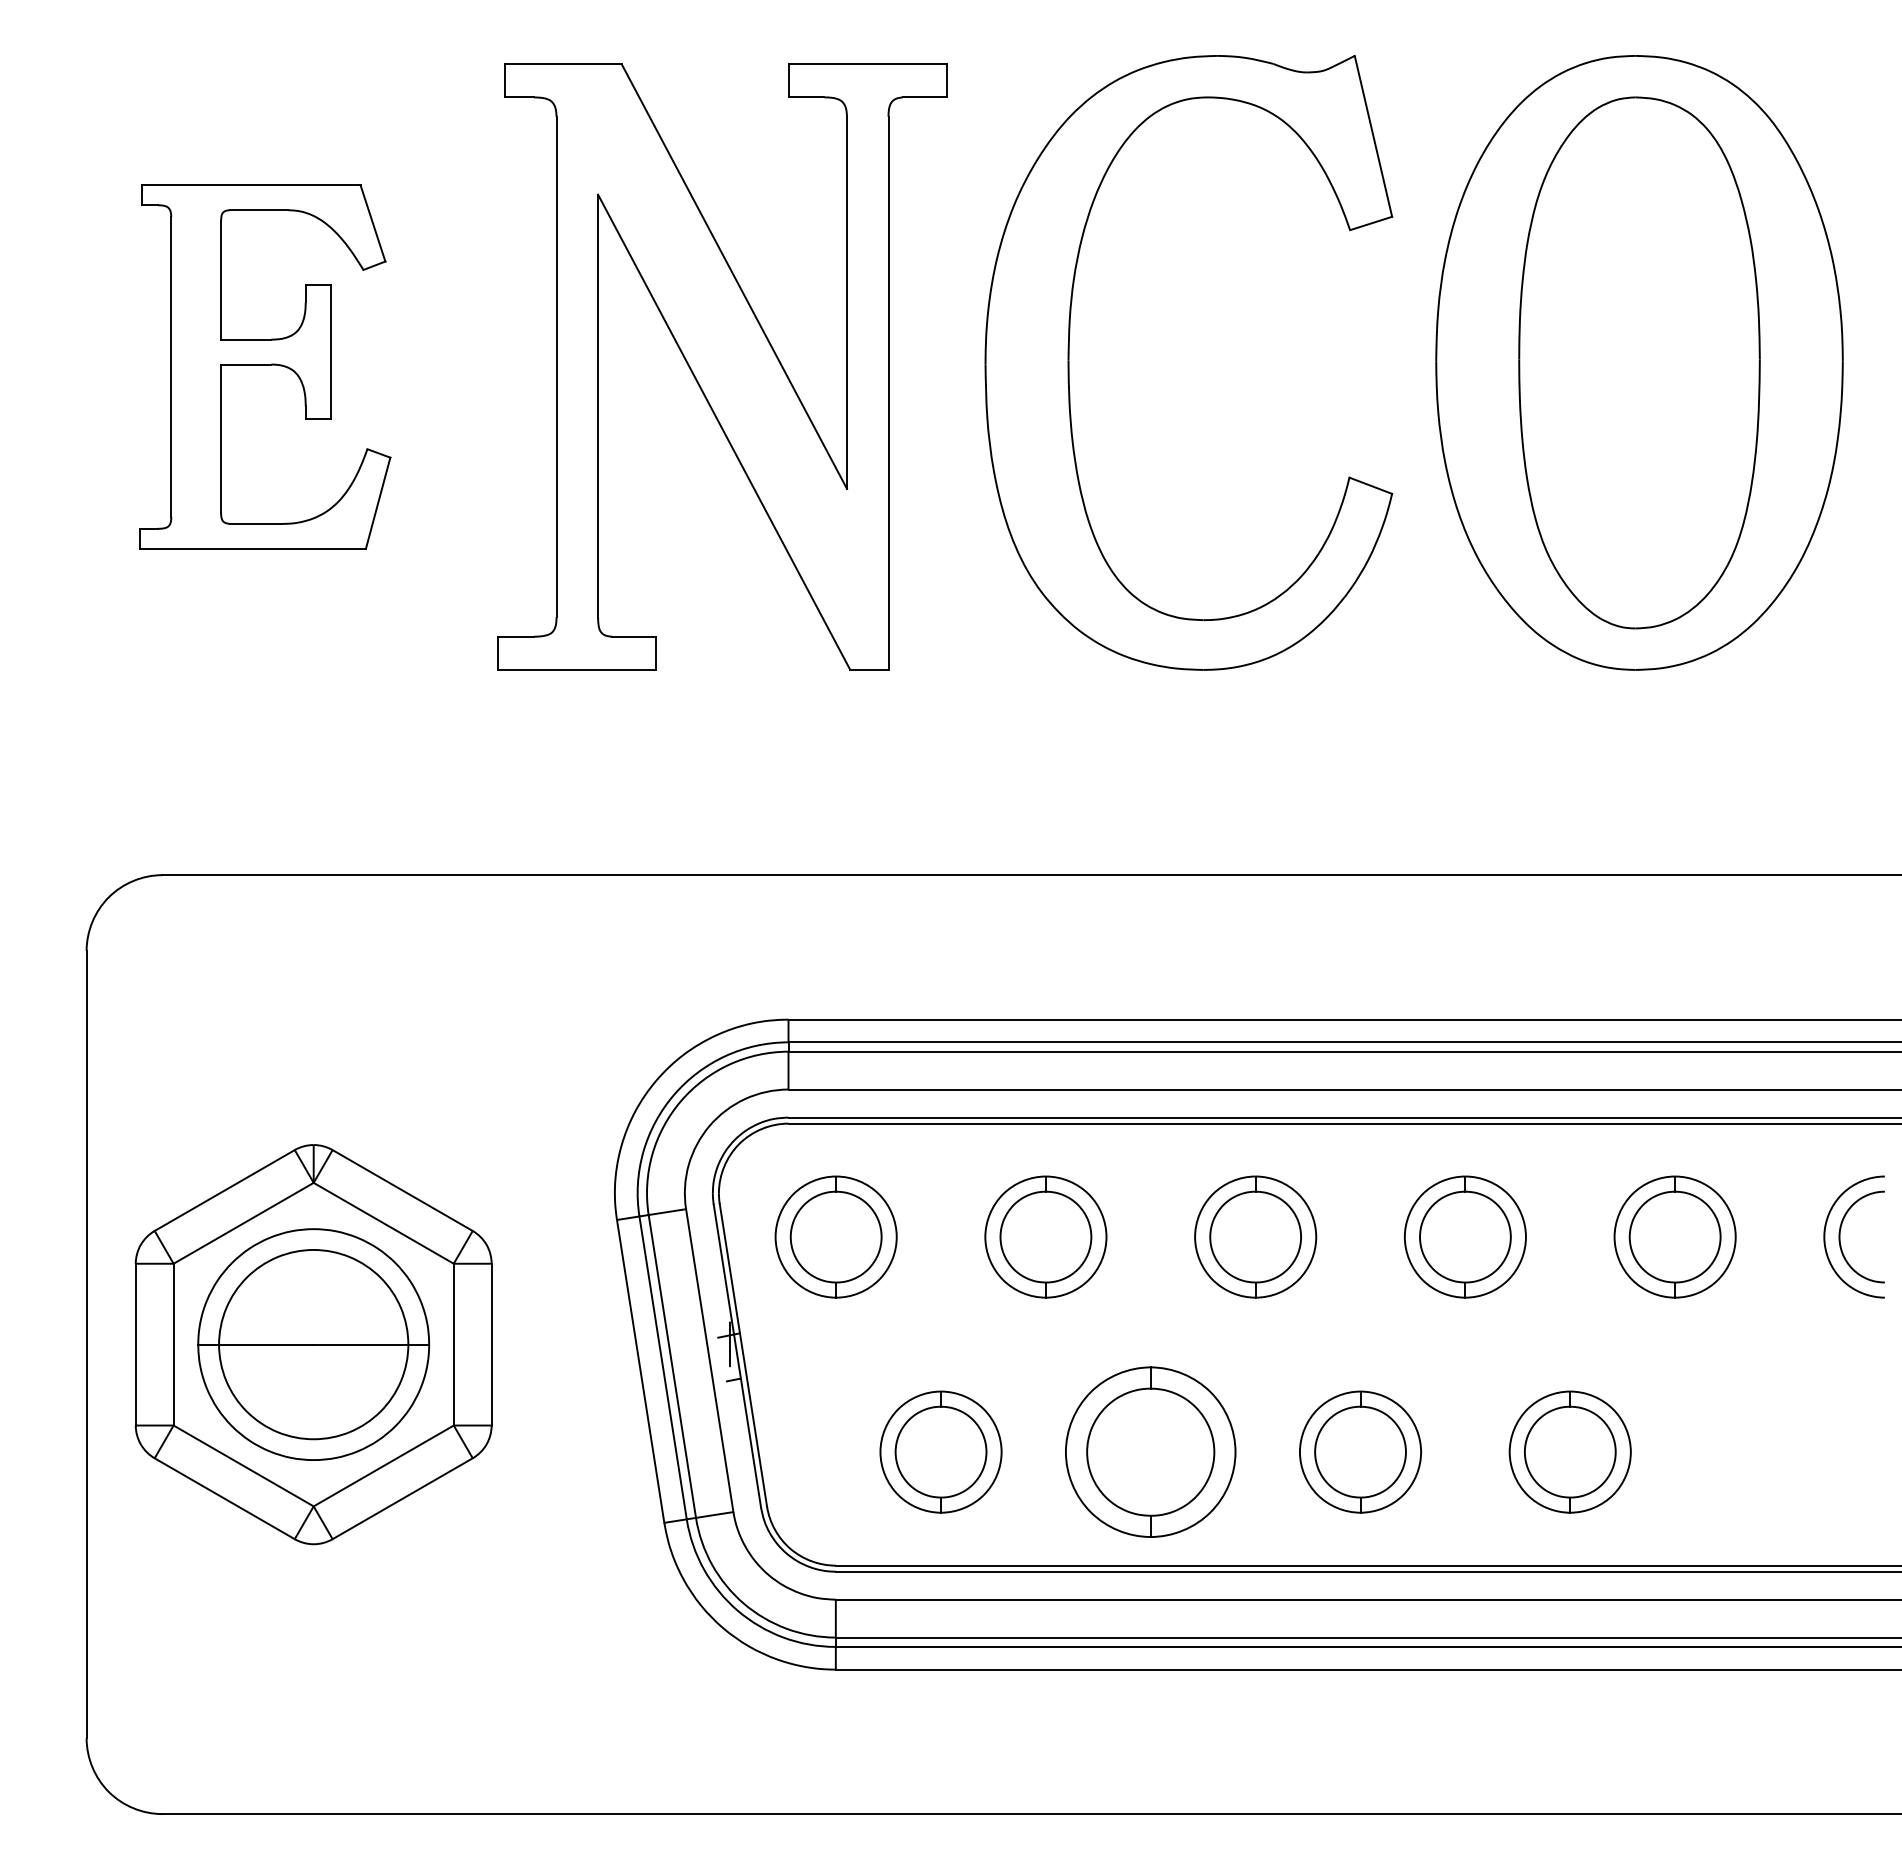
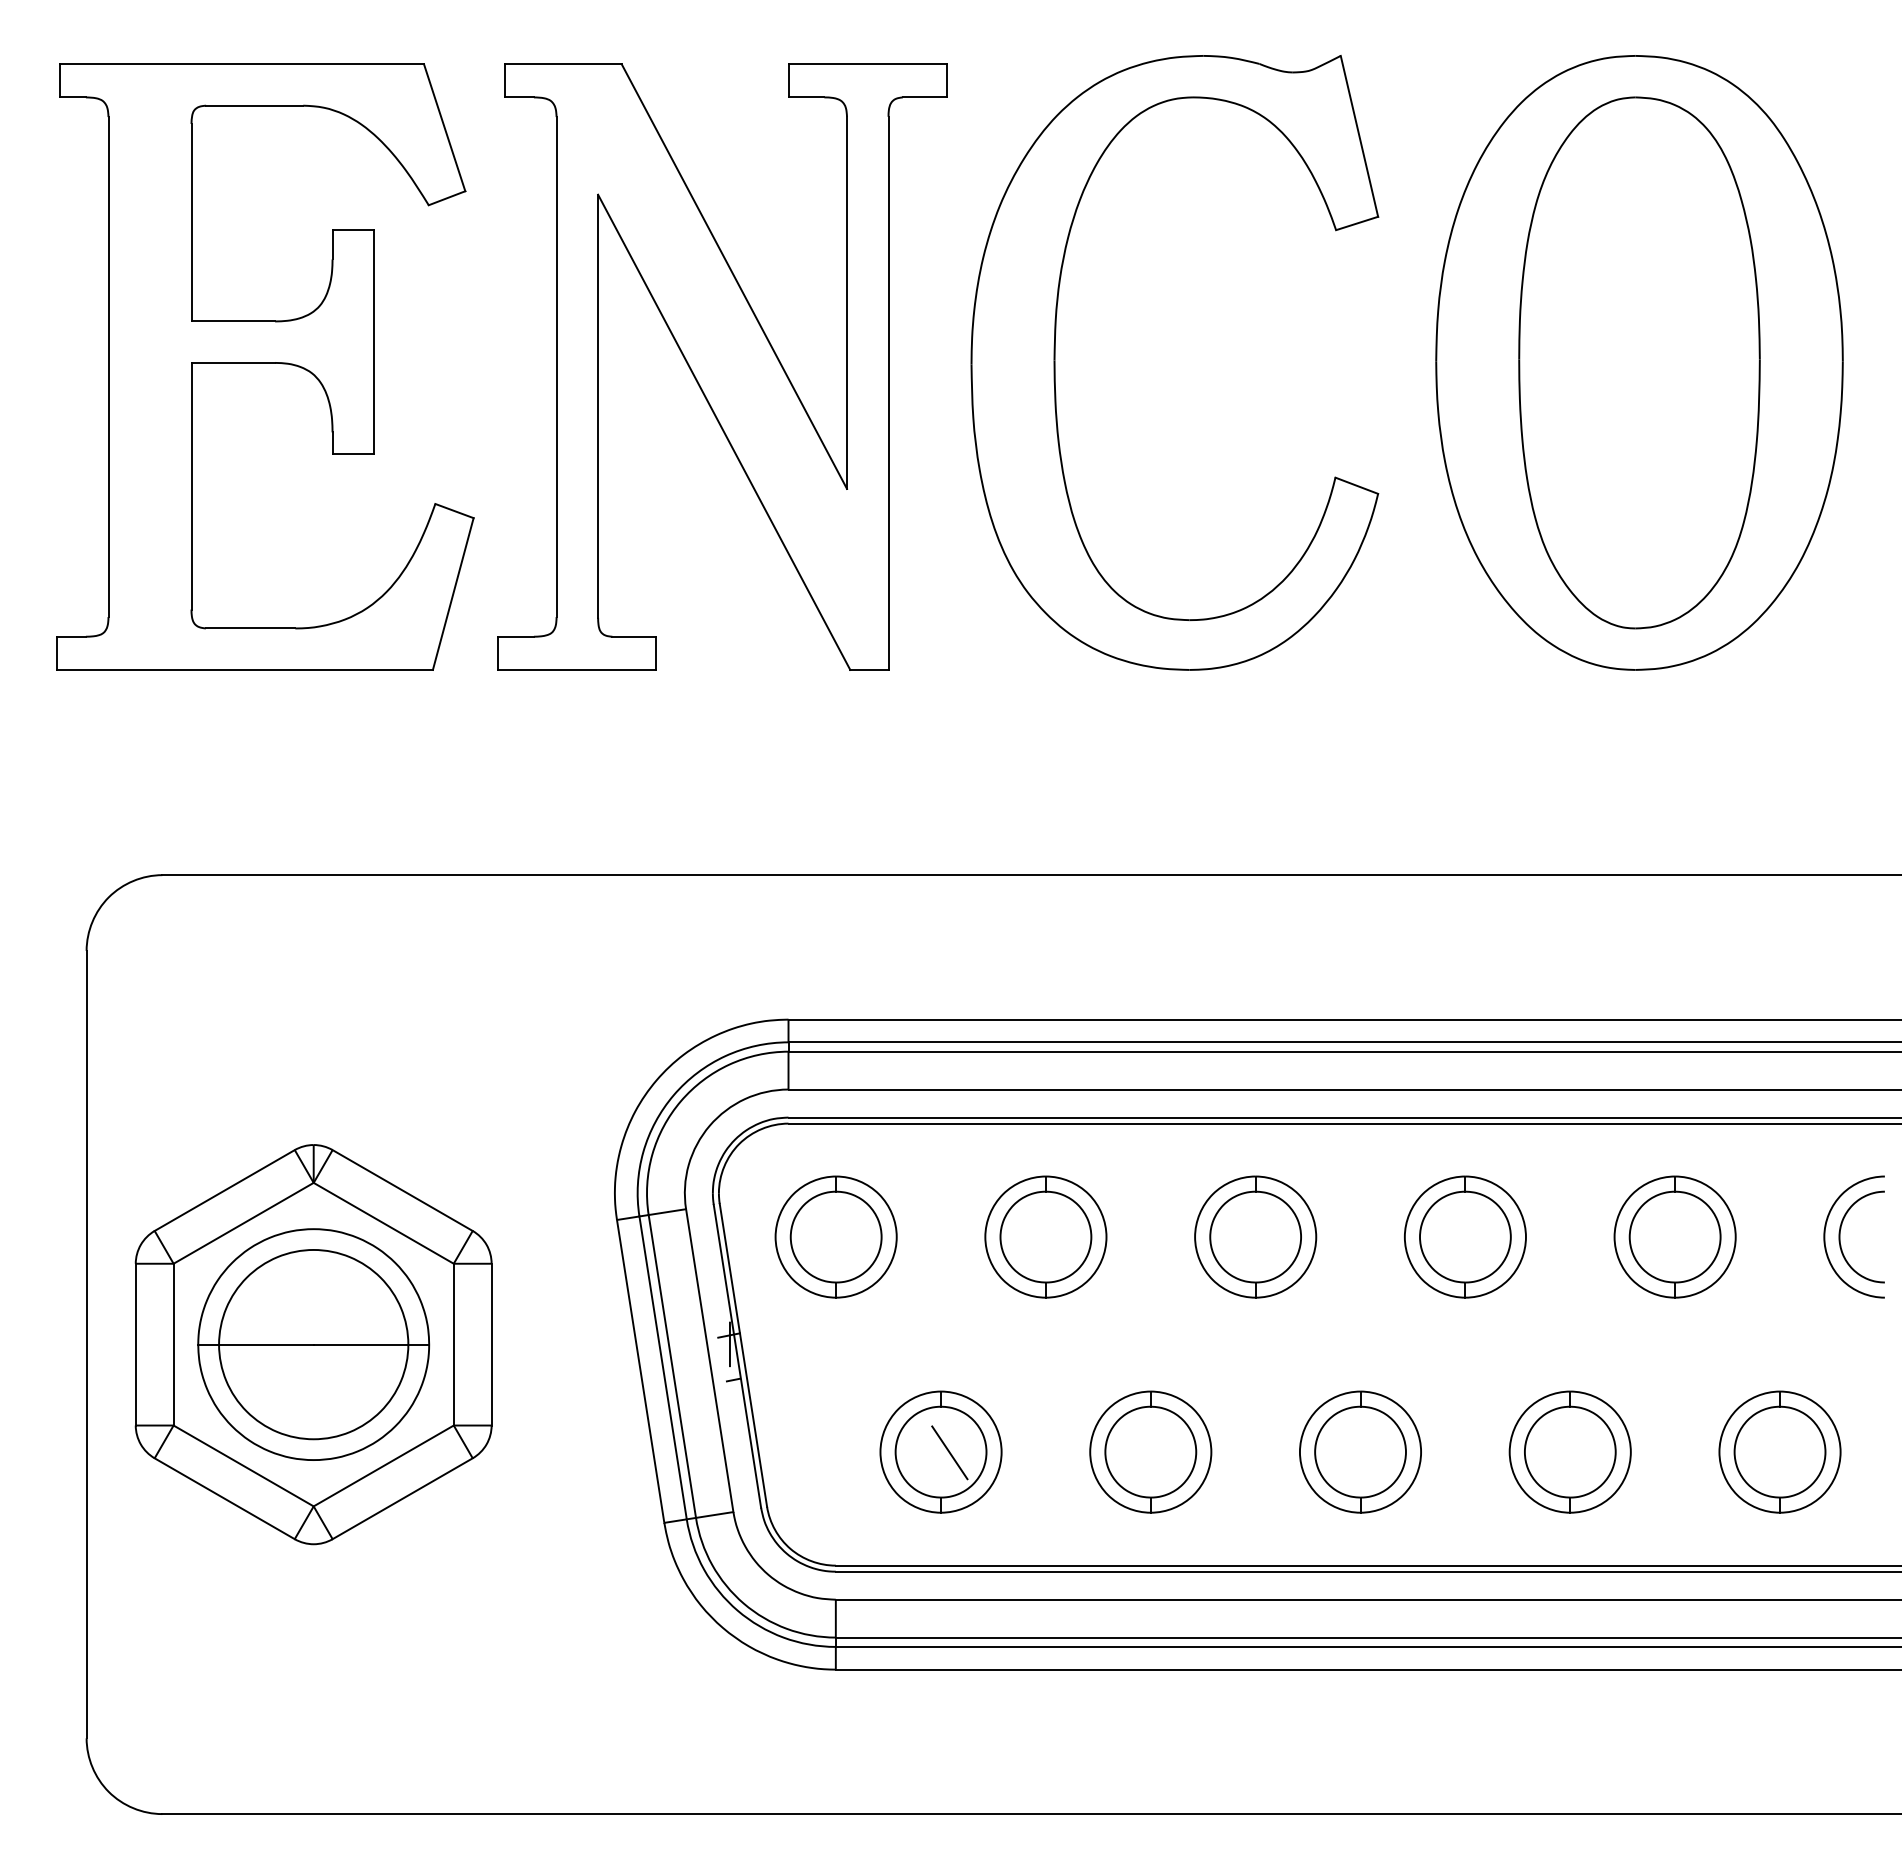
part position: (1069, 362) -> (1055, 362) (1055, 362)
part size: 253x366 px -> 419x608 px (265, 366)
part size: 172x172 px -> 124x124 px (1150, 1451)
part: none -> present (1779, 1451)
line: none -> present (949, 1452)
